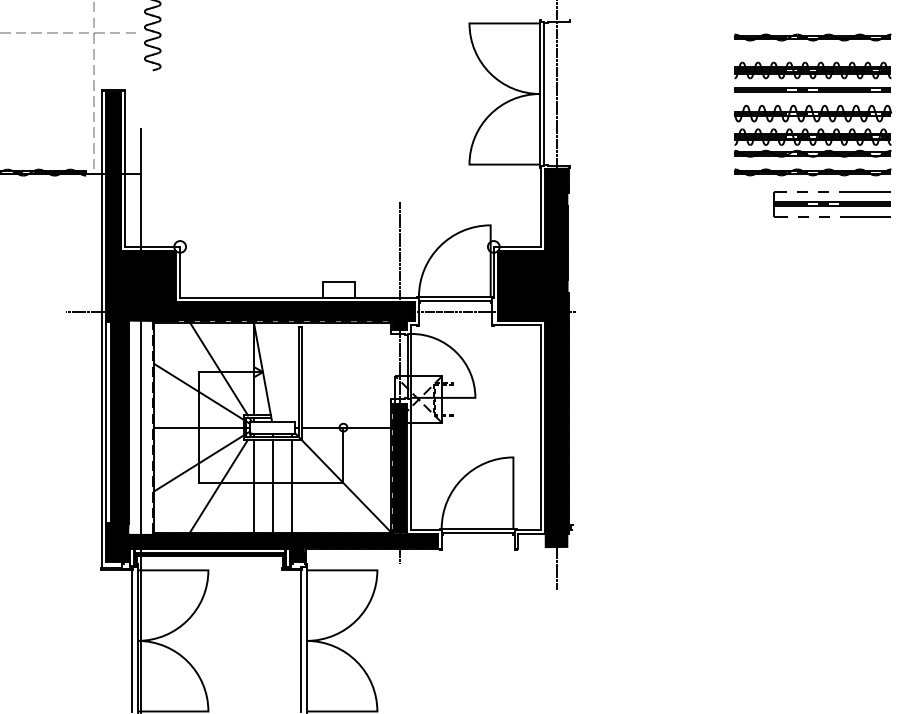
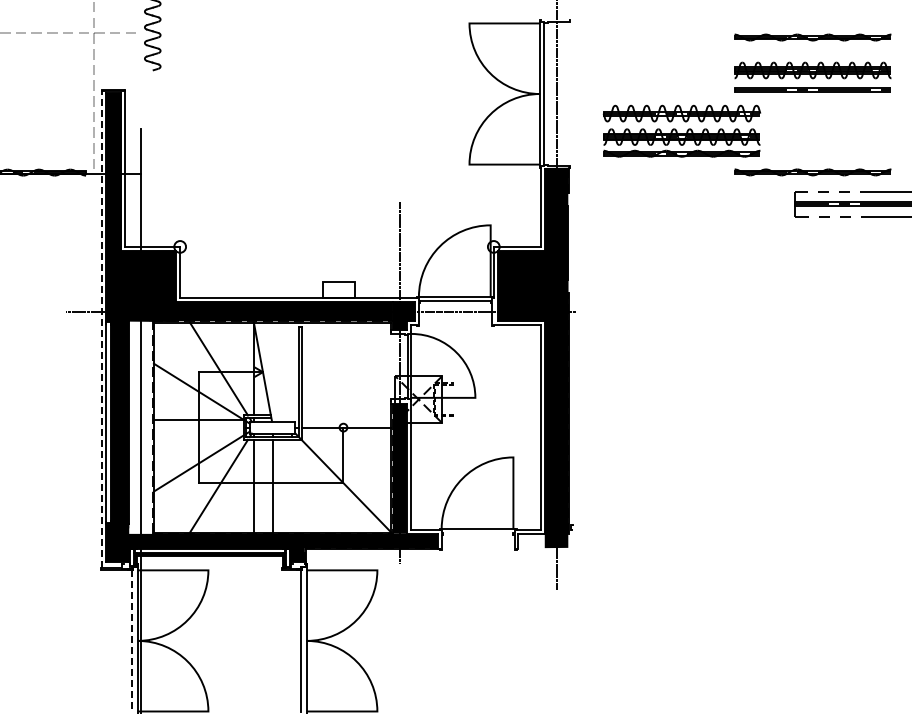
part position: (812, 130) -> (681, 130) (681, 130)
part position: (831, 204) -> (852, 204) (852, 204)
line: solid -> dashed (101, 328)
line position: (198, 427) -> (198, 419) (198, 419)
line: present -> none (291, 485)
line: present -> none (477, 532)
line: solid -> dashed (131, 641)
